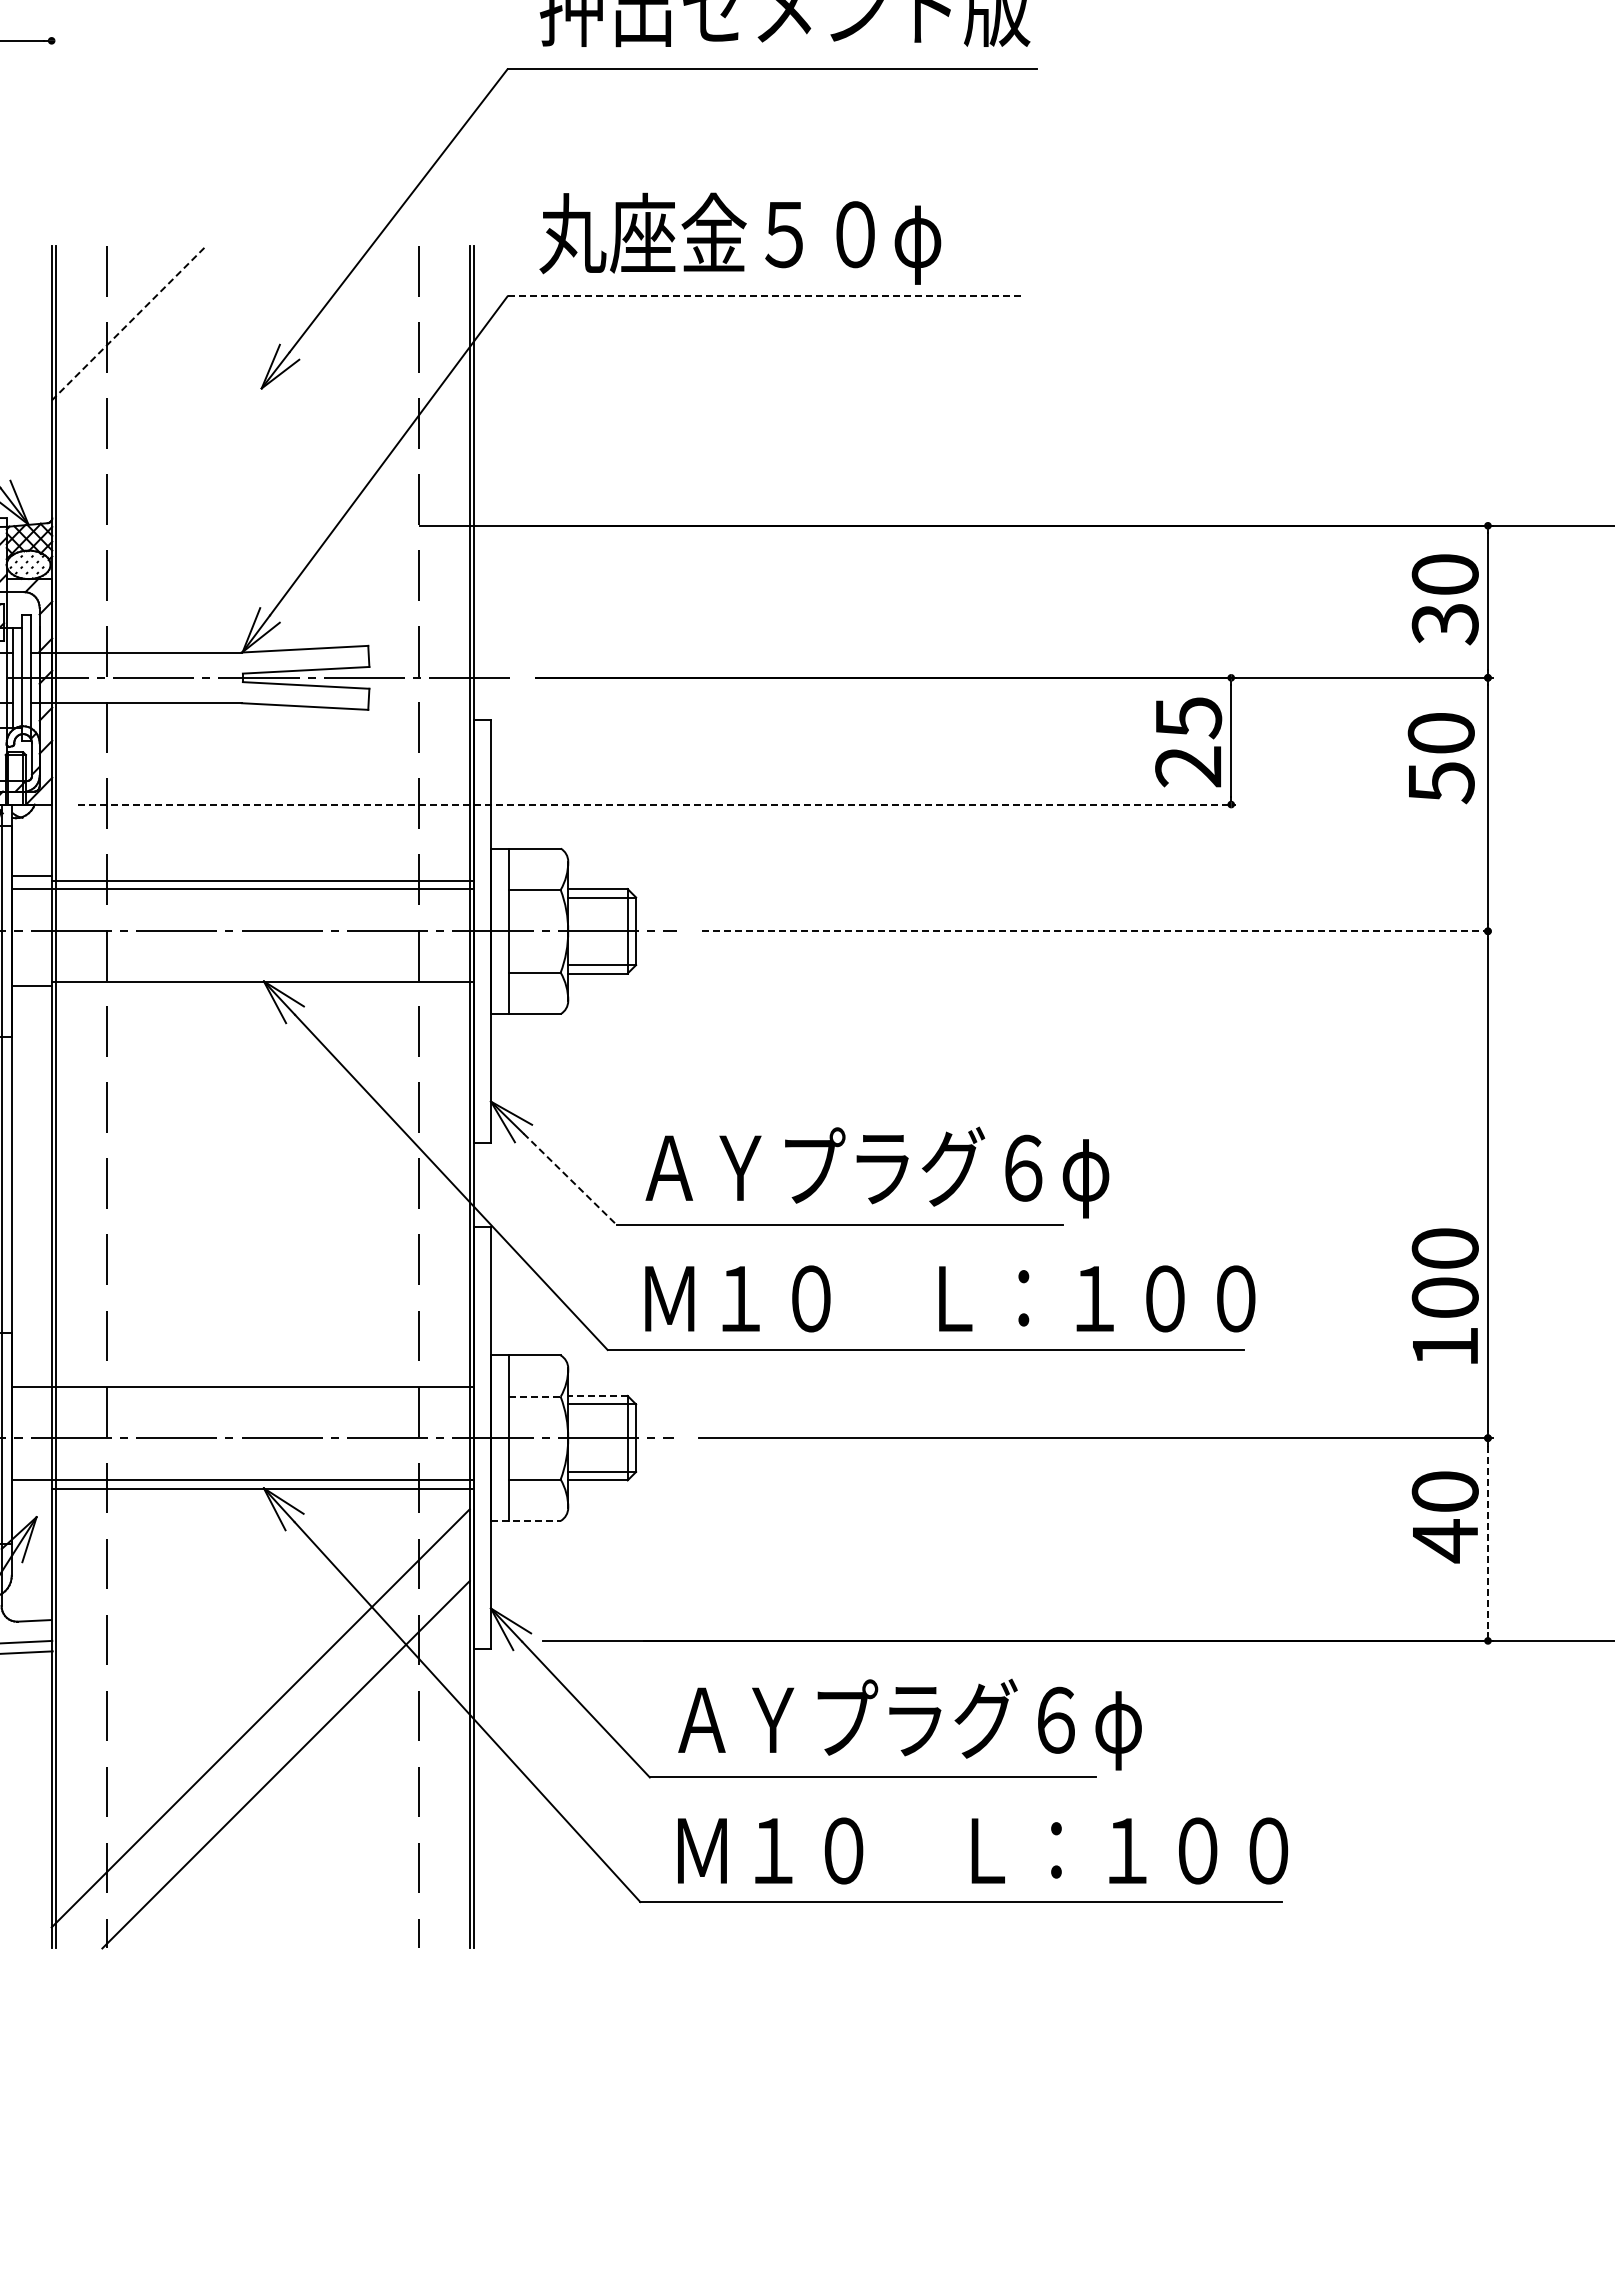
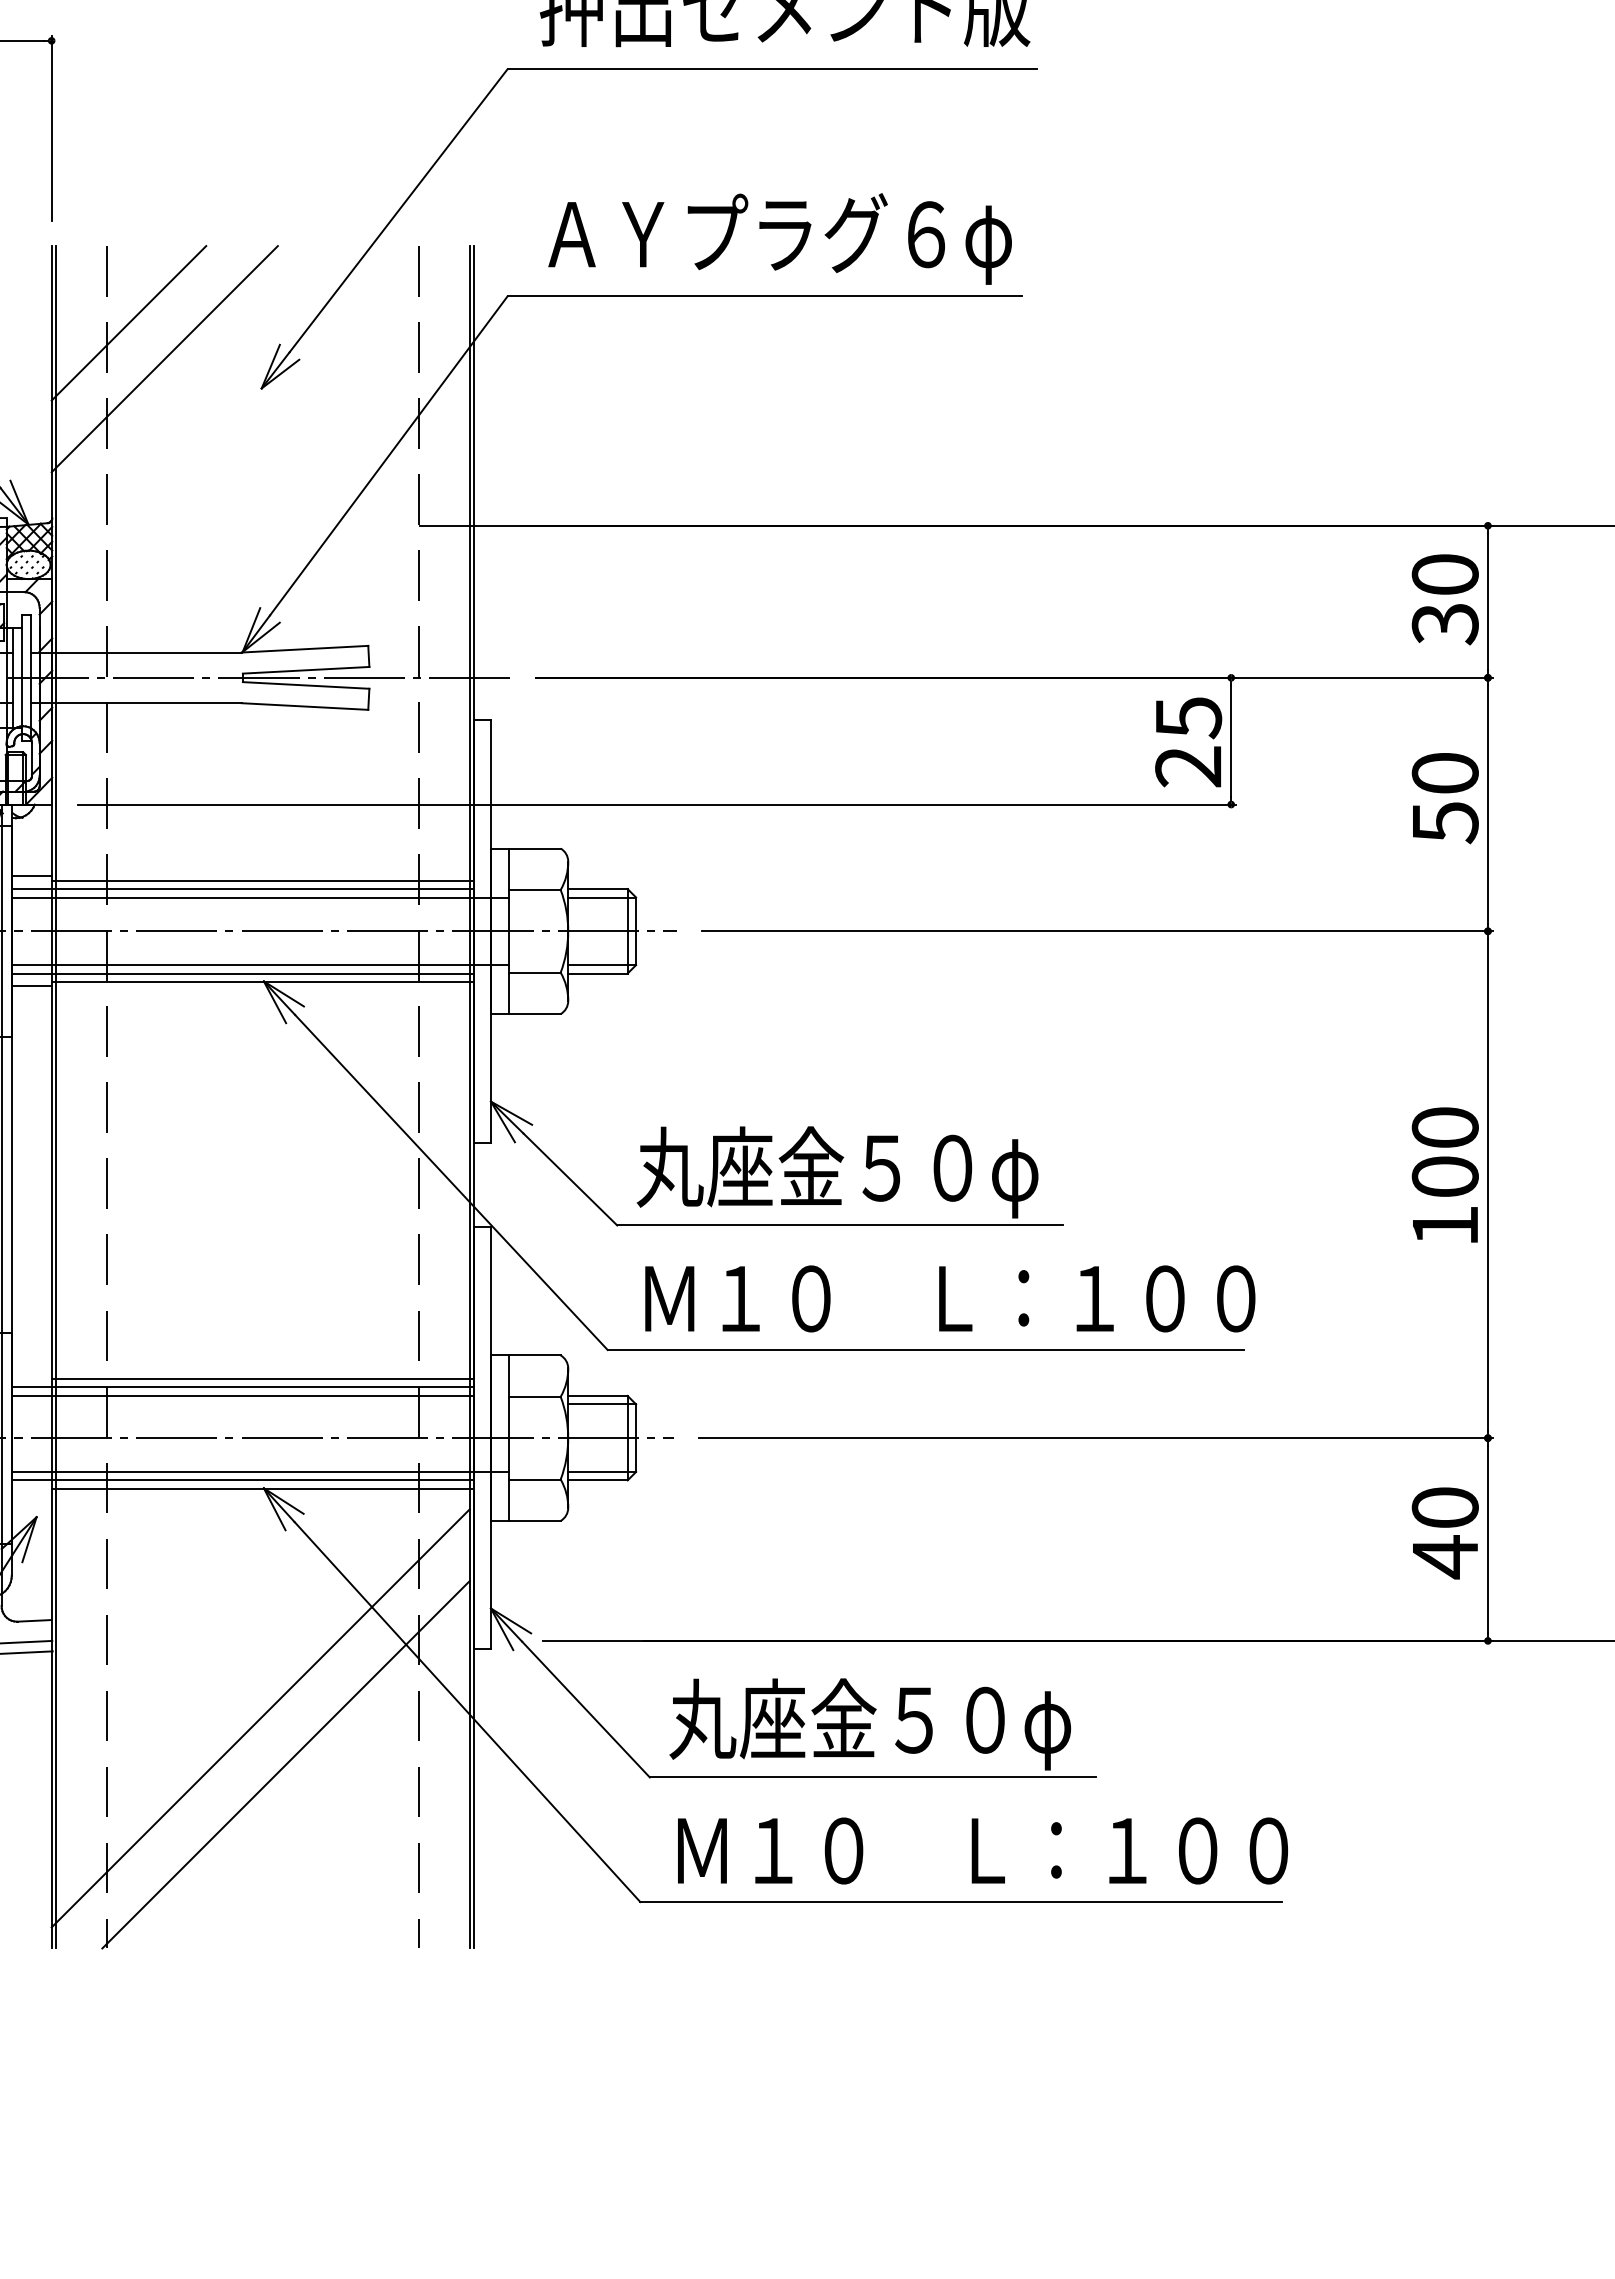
line: none -> present (51, 127)
text: 丸座金５０φ -> ＡＹプラグ６φ (775, 238)
line: dashed -> solid (765, 296)
line: dashed -> solid (129, 322)
line: none -> present (164, 359)
text position: (1440, 758) -> (1444, 798) (1444, 798)
line: dashed -> solid (657, 804)
line: none -> present (260, 897)
line: dashed -> solid (1097, 931)
line: none -> present (260, 965)
line: none -> present (242, 973)
text: ＡＹプラグ６φ -> 丸座金５０φ (872, 1172)
line: dashed -> solid (570, 1179)
text position: (1444, 1295) -> (1444, 1174) (1444, 1174)
line: none -> present (262, 1379)
line: none -> present (242, 1395)
line: dashed -> solid (597, 1395)
line: dashed -> solid (534, 1396)
line: none -> present (260, 1471)
text position: (1444, 1517) -> (1444, 1533) (1444, 1533)
line: dashed -> solid (525, 1520)
line: dashed -> solid (1487, 1539)
text: ＡＹプラグ６φ -> 丸座金５０φ (905, 1724)
